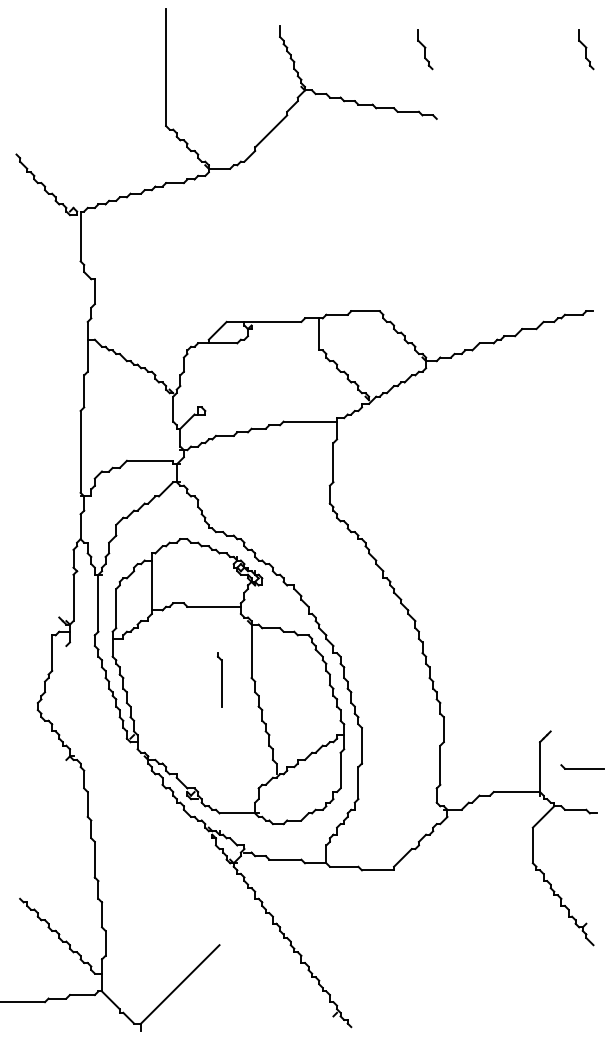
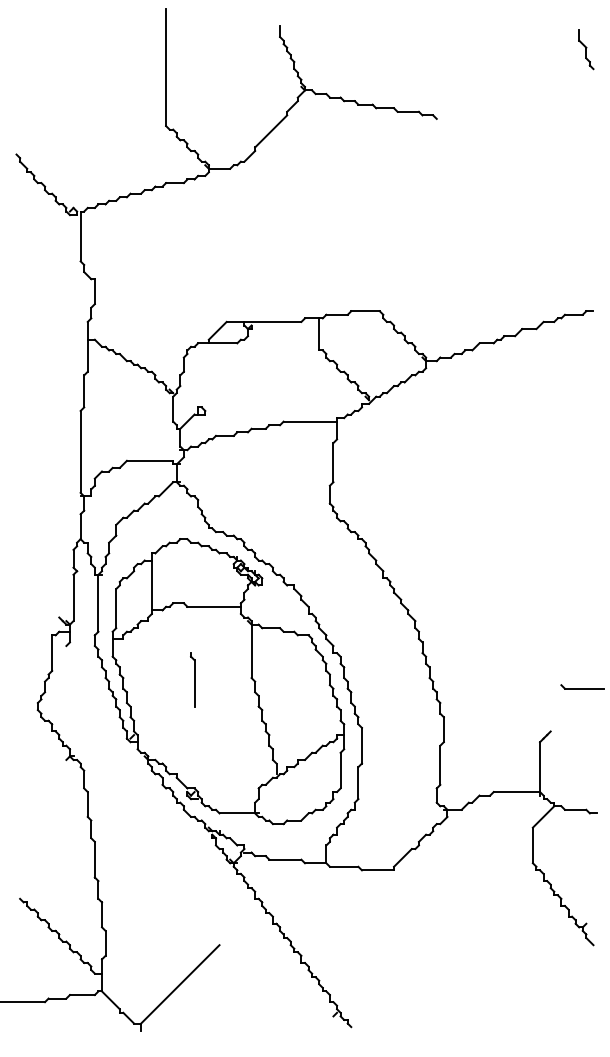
part: present -> none (425, 49)
part position: (219, 679) -> (192, 679) (192, 679)
part position: (582, 766) -> (582, 686) (582, 686)
